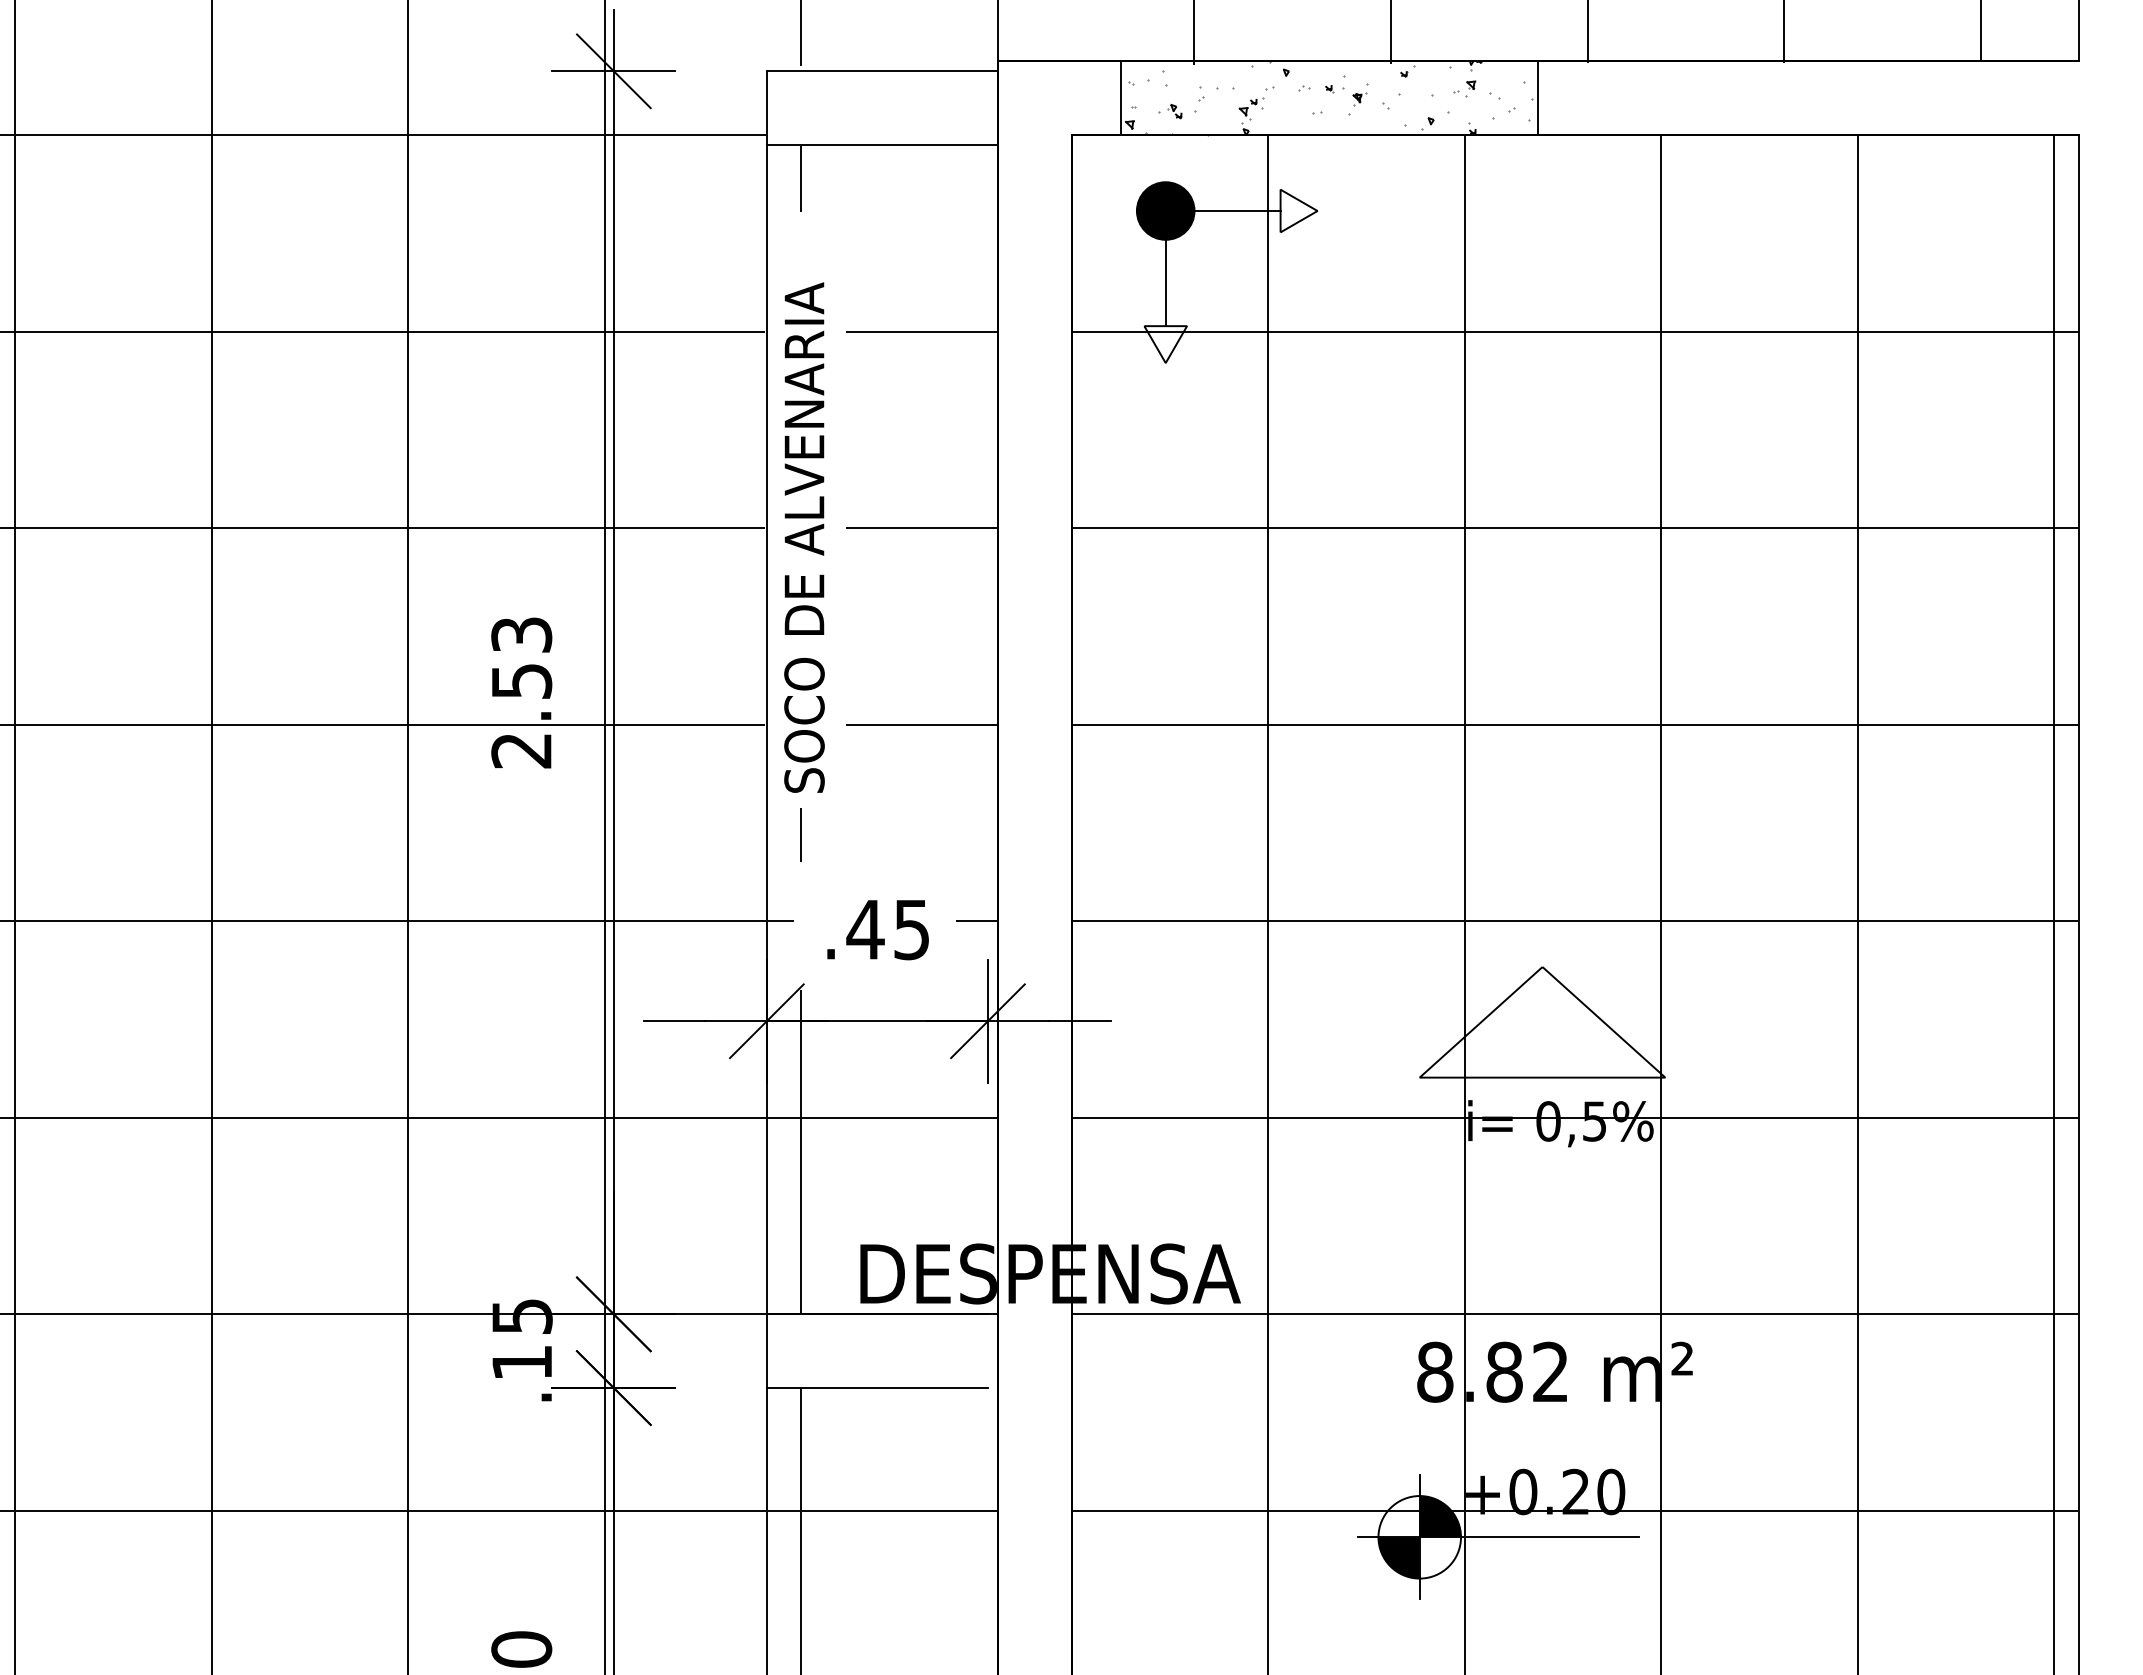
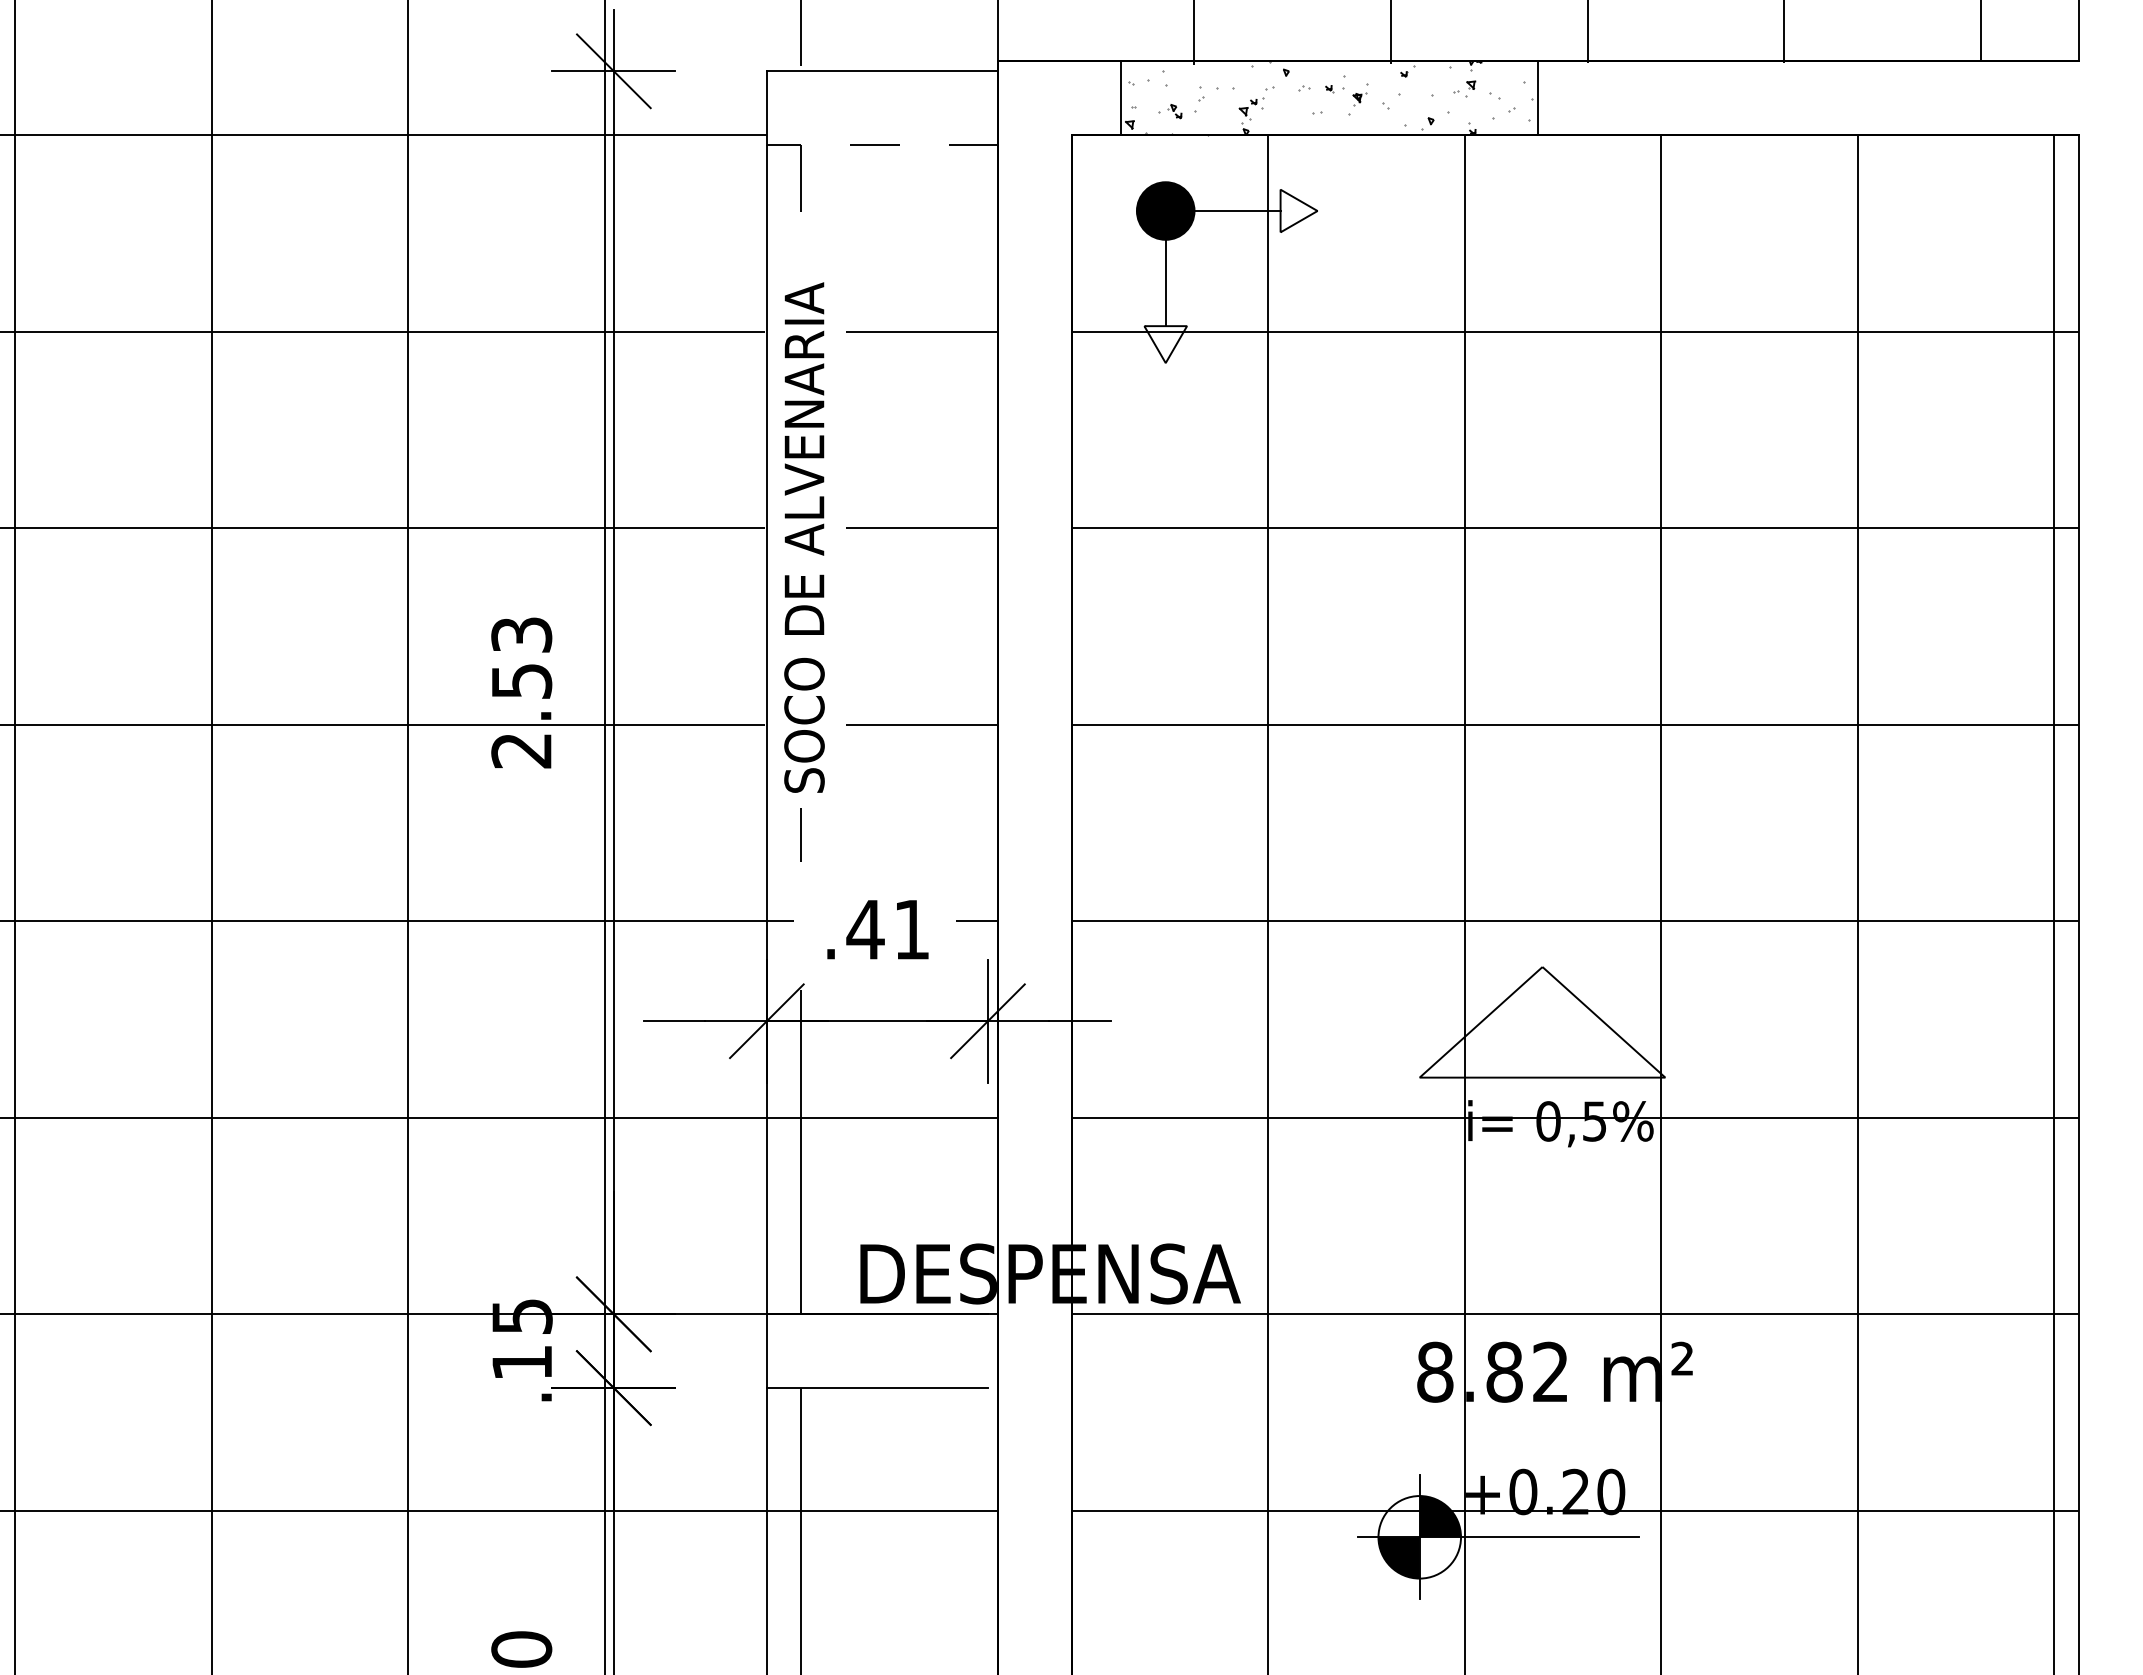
line: solid -> dashed (881, 145)
text: .45 -> .41 (911, 930)
